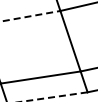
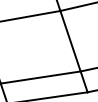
line: dashed -> solid (31, 16)
line: dashed -> solid (54, 97)
